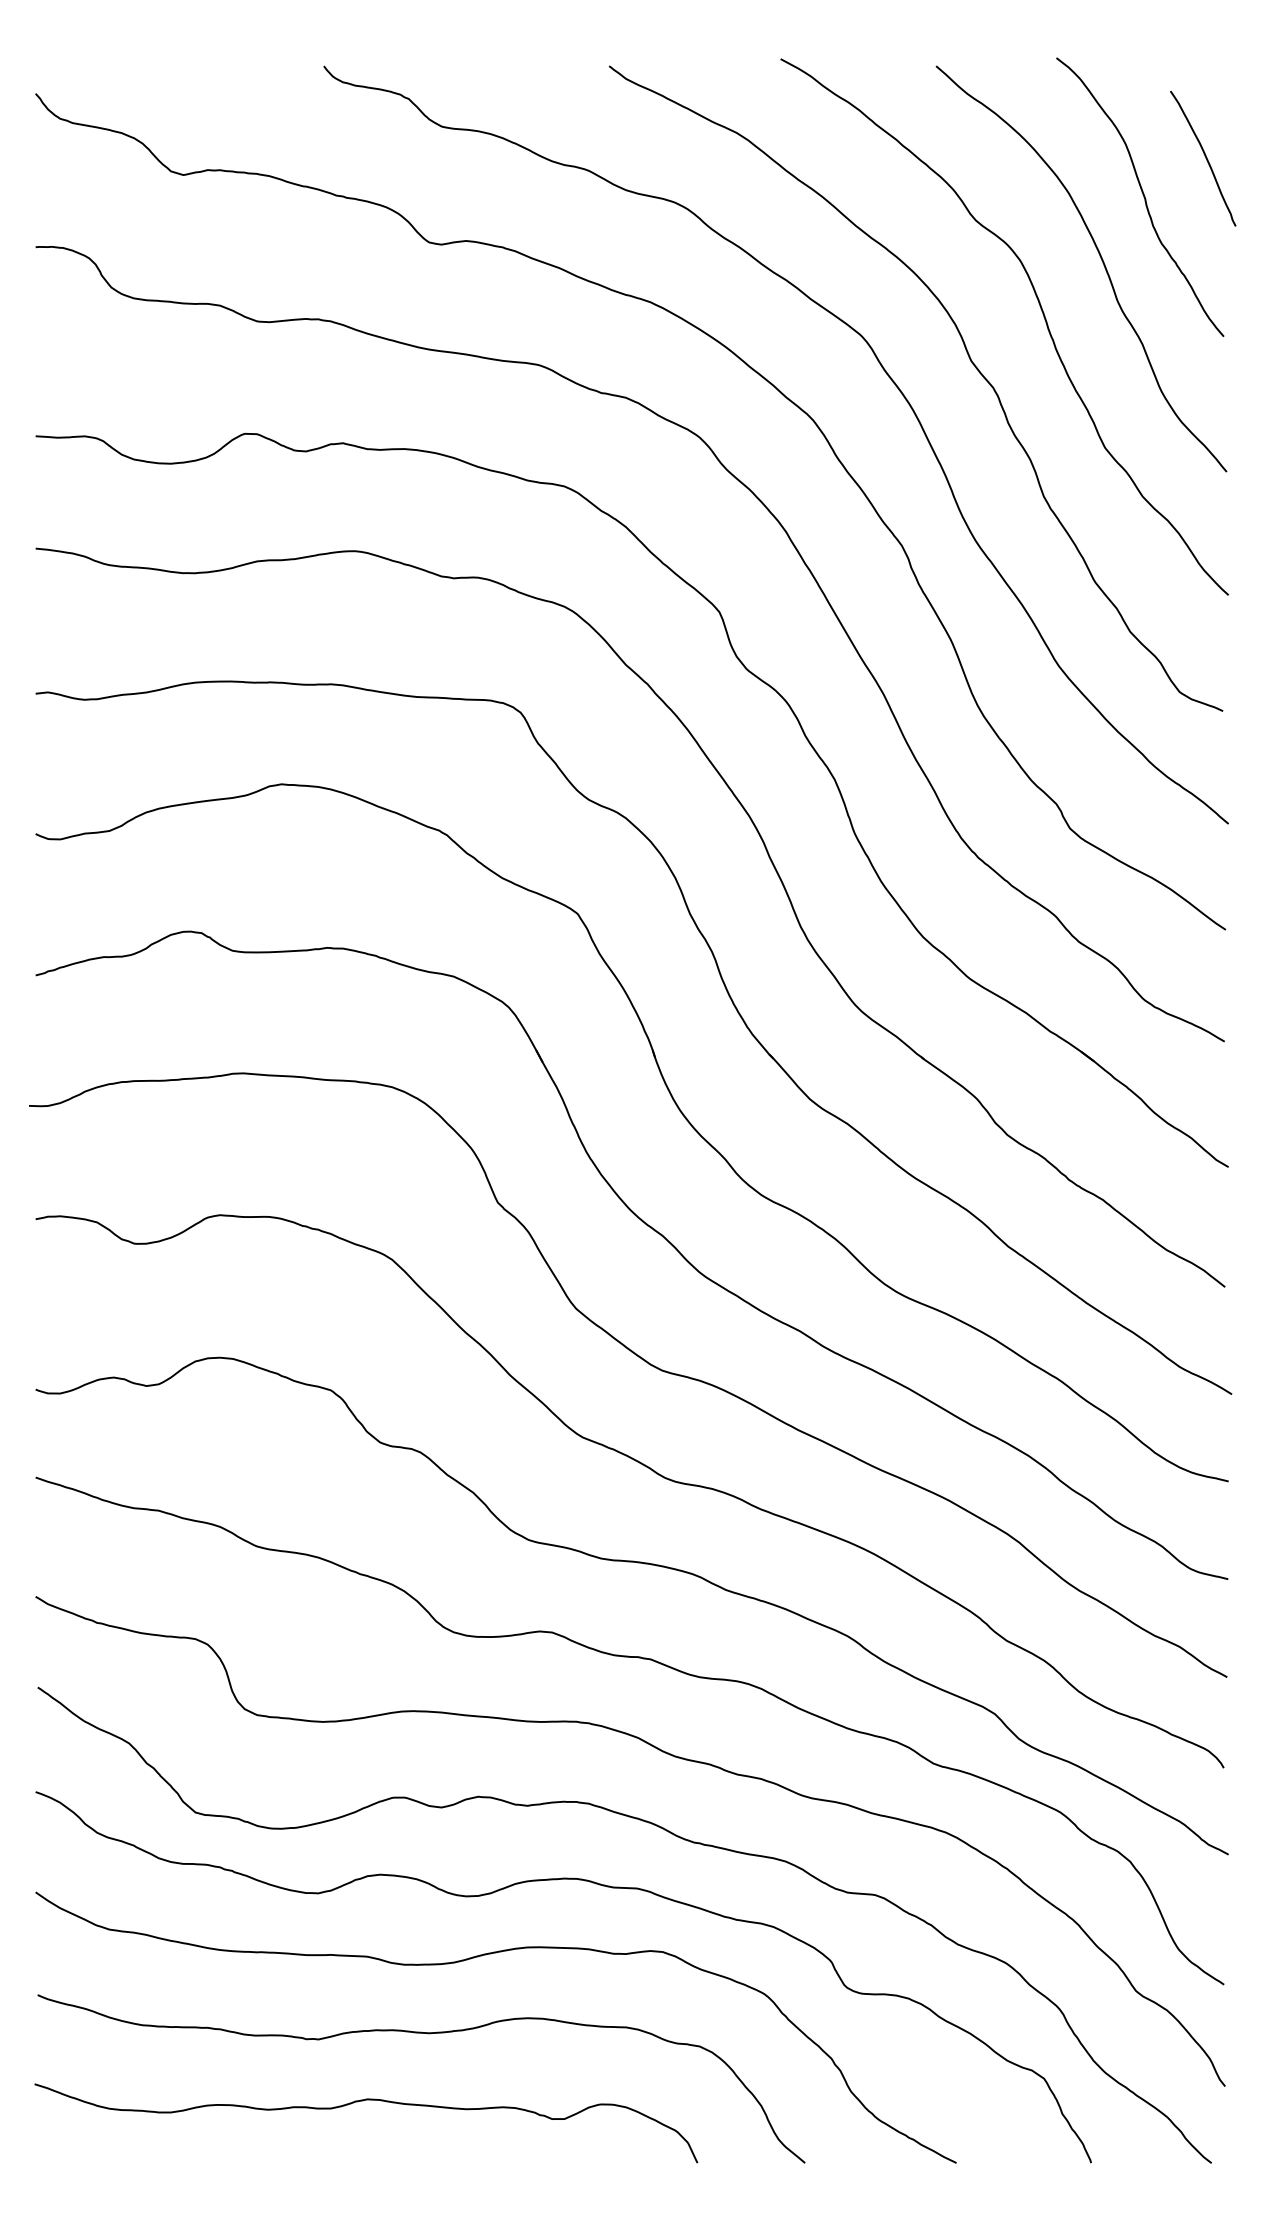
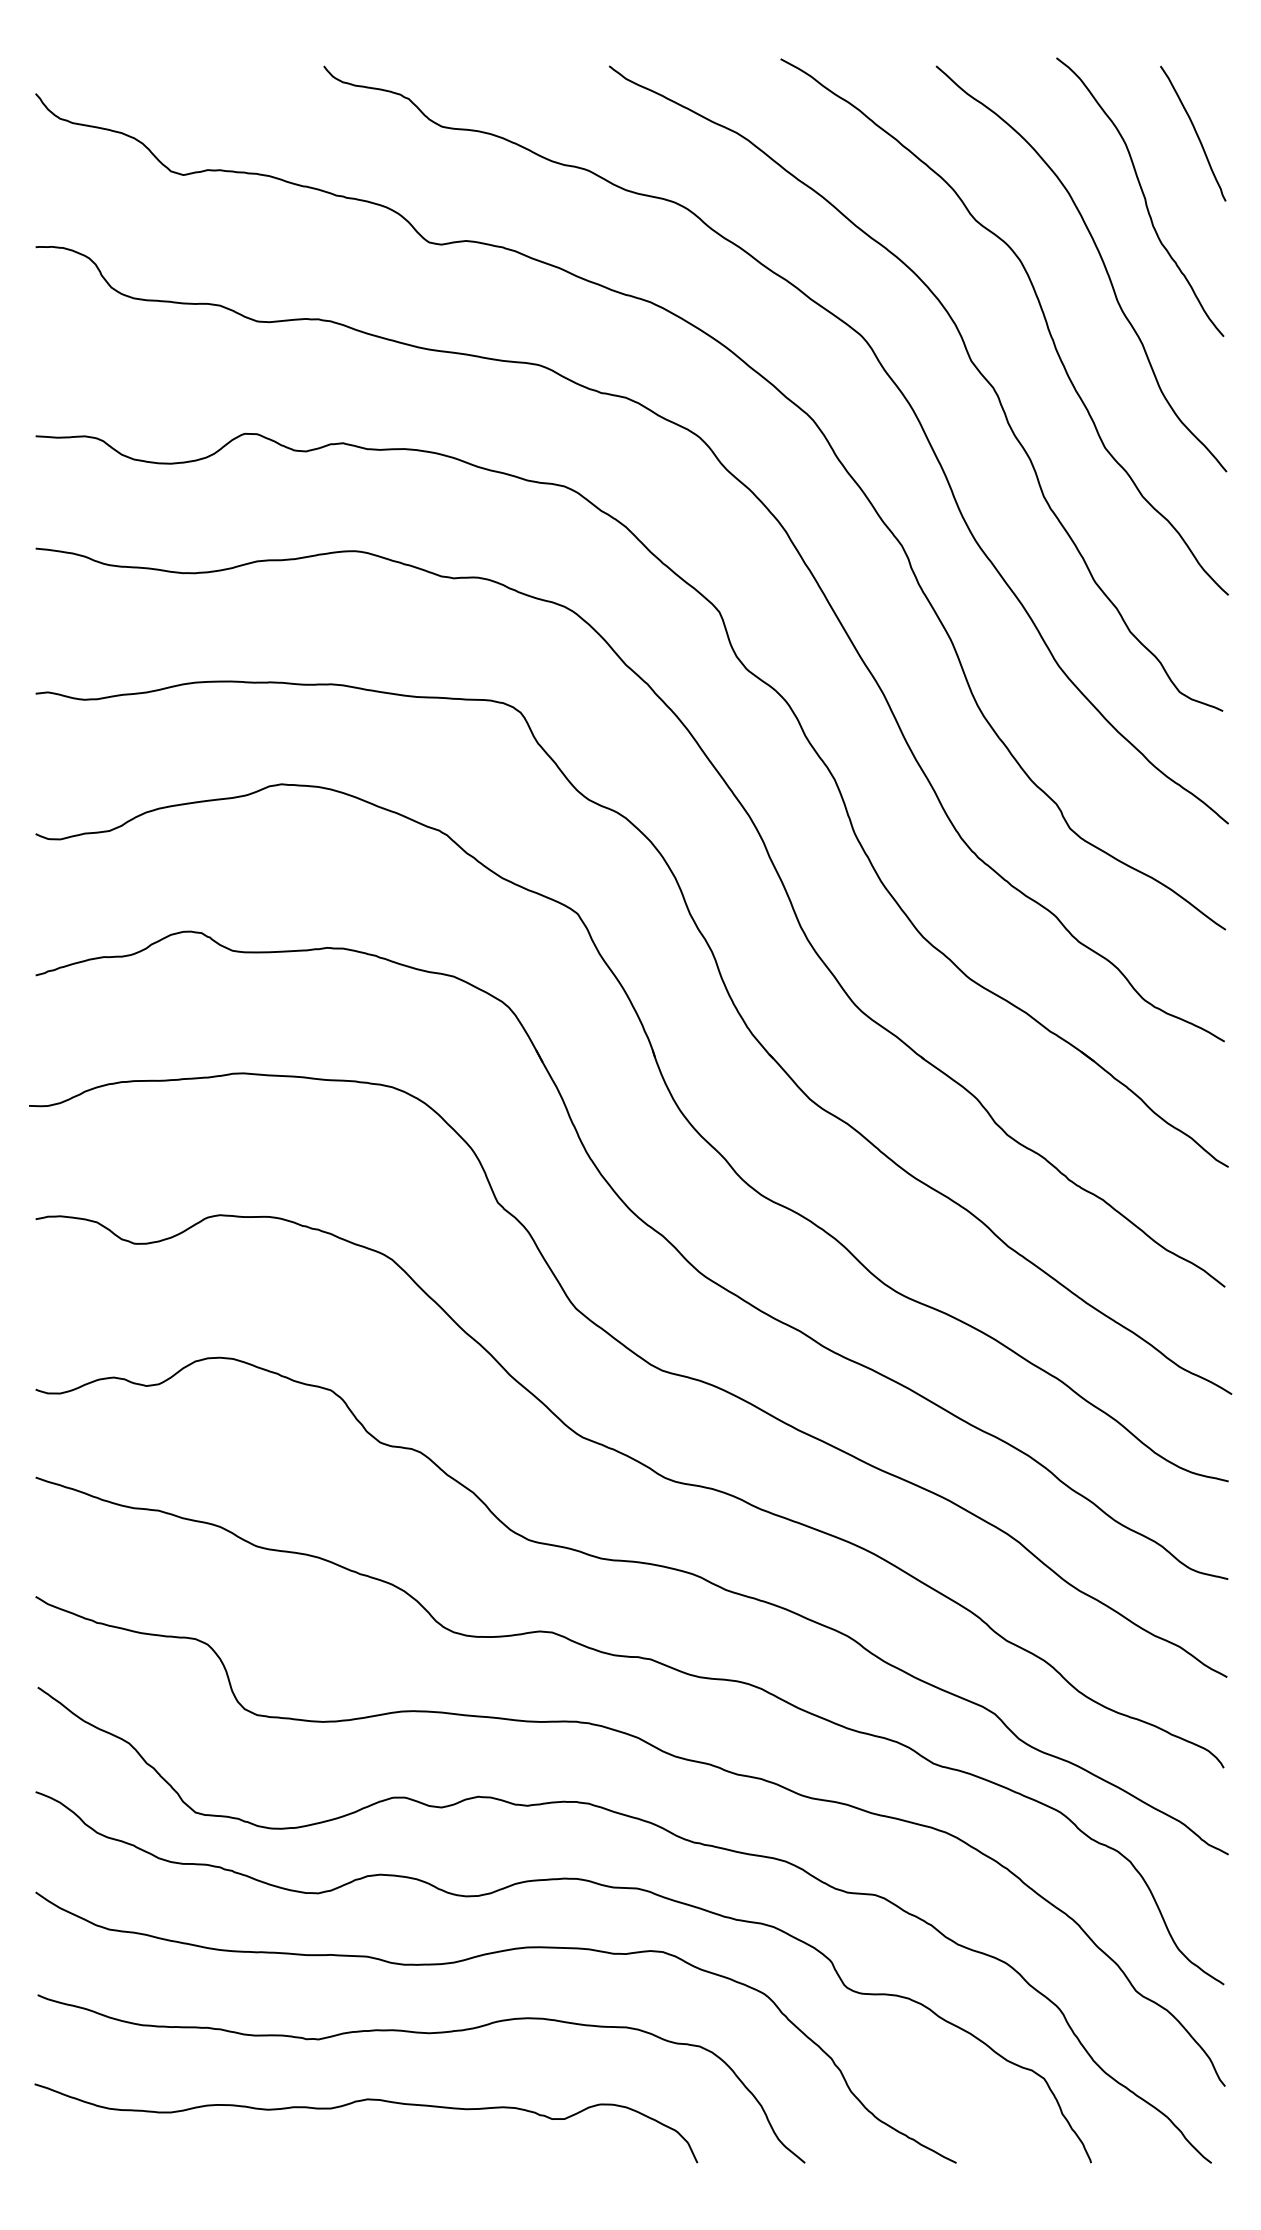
curve position: (1205, 158) -> (1195, 133) (1195, 133)
